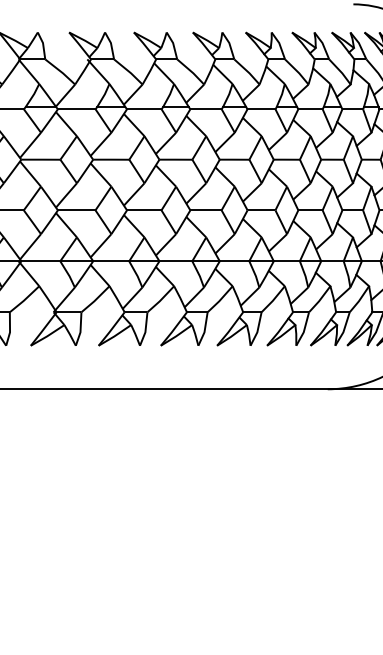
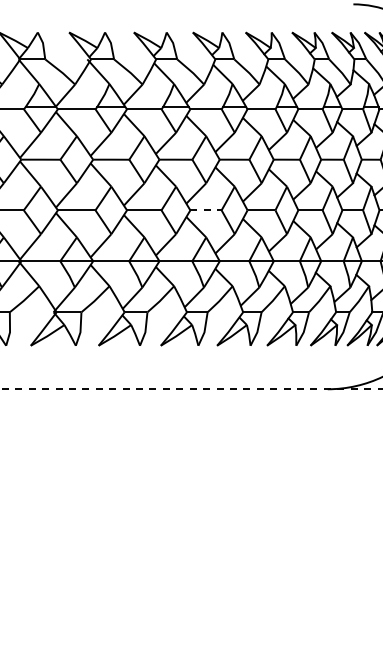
line: solid -> dashed (206, 210)
line: solid -> dashed (191, 389)
